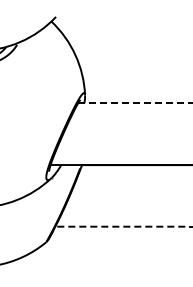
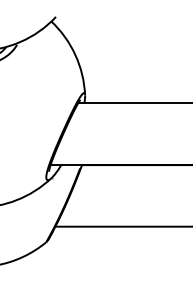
line: dashed -> solid (135, 103)
line: dashed -> solid (123, 226)
